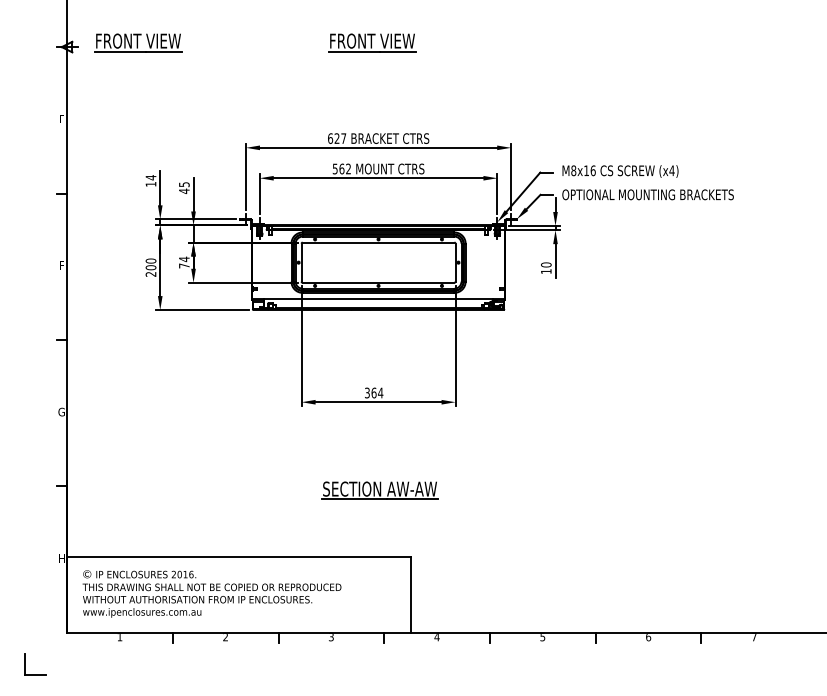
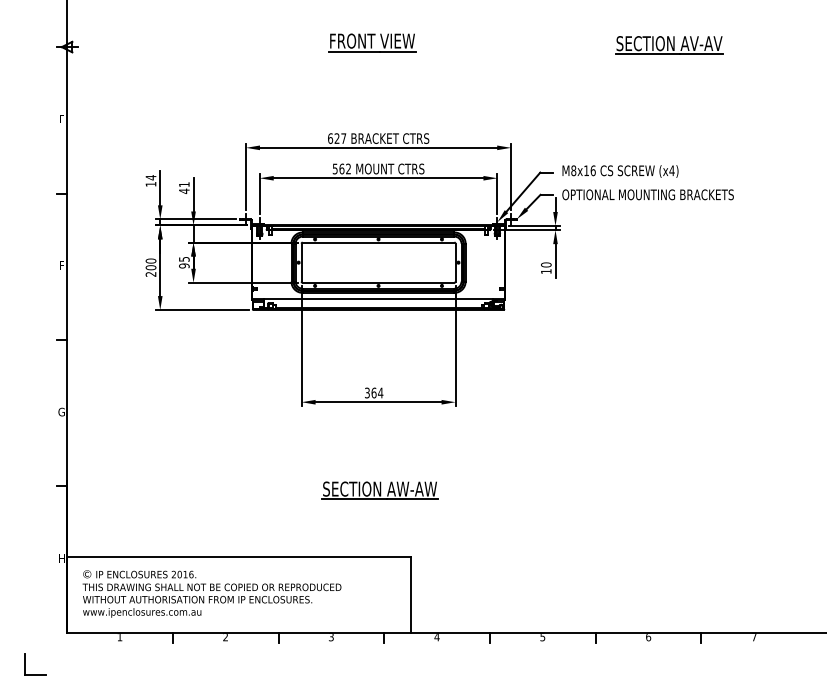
part: present -> none (138, 42)
part: none -> present (669, 45)
text: 45 -> 41 (184, 184)
text: 74 -> 95 (184, 262)
